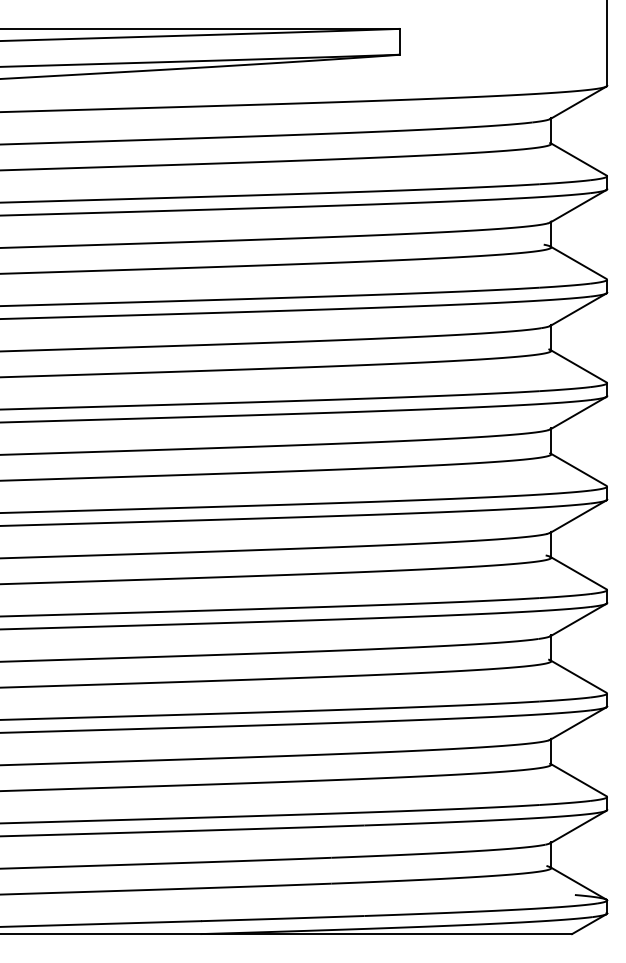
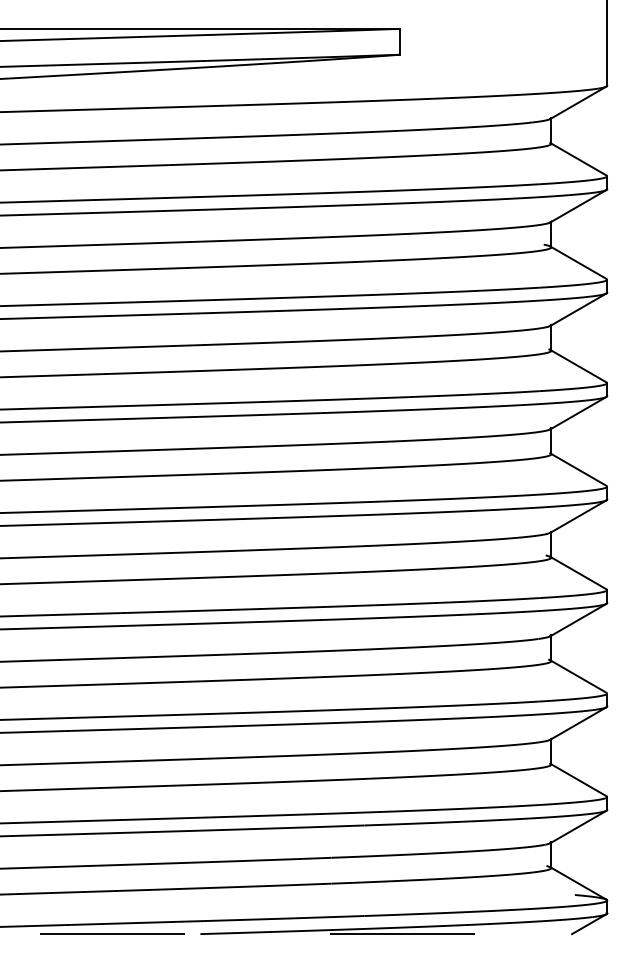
line: solid -> dashed (286, 934)
